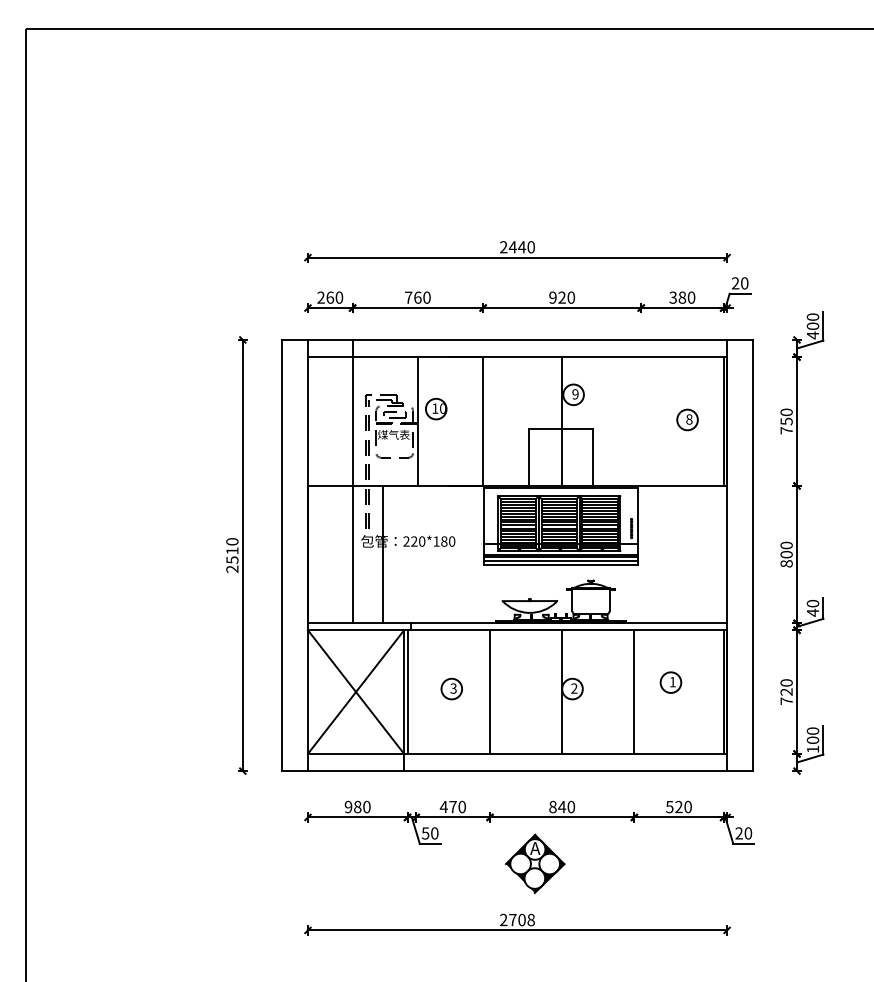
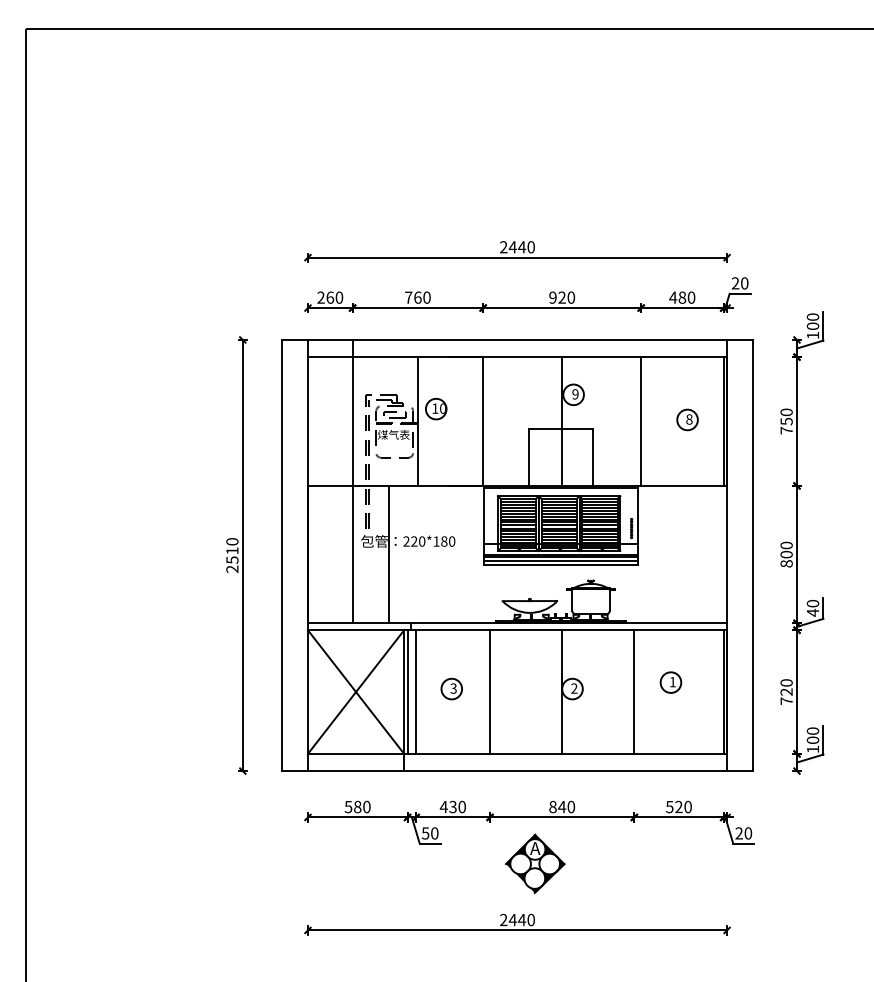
text: 380 -> 480 (673, 297)
text: 400 -> 100 (812, 335)
line: none -> present (641, 421)
line position: (382, 554) -> (388, 554) (388, 554)
line: none -> present (416, 691)
text: 980 -> 580 (348, 806)
text: 470 -> 430 (452, 806)
text: 2708 -> 2440 (521, 919)
